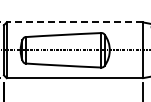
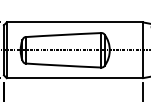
line: dashed -> solid (74, 22)
